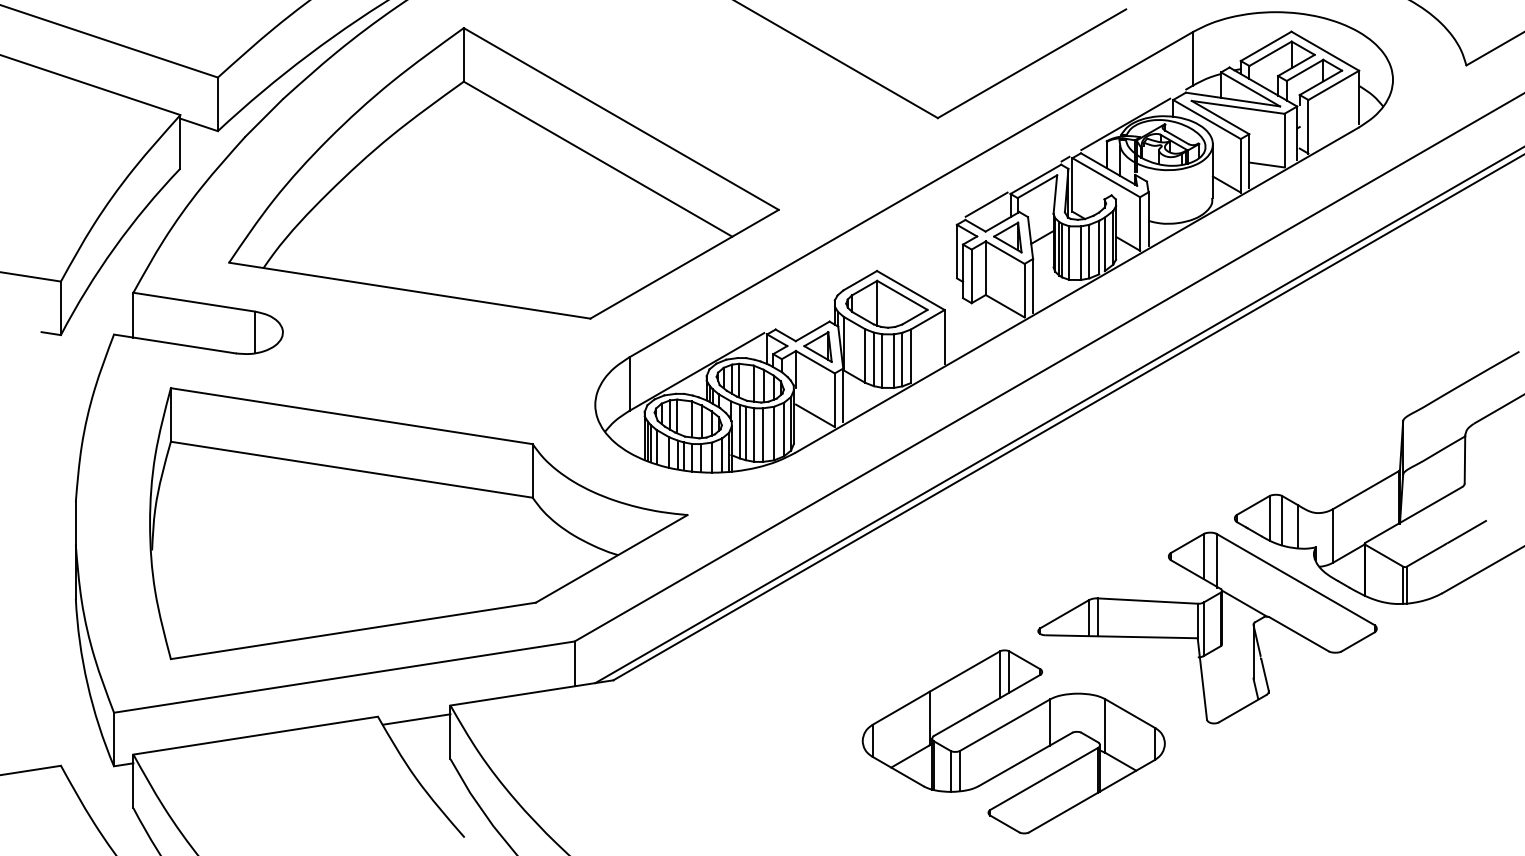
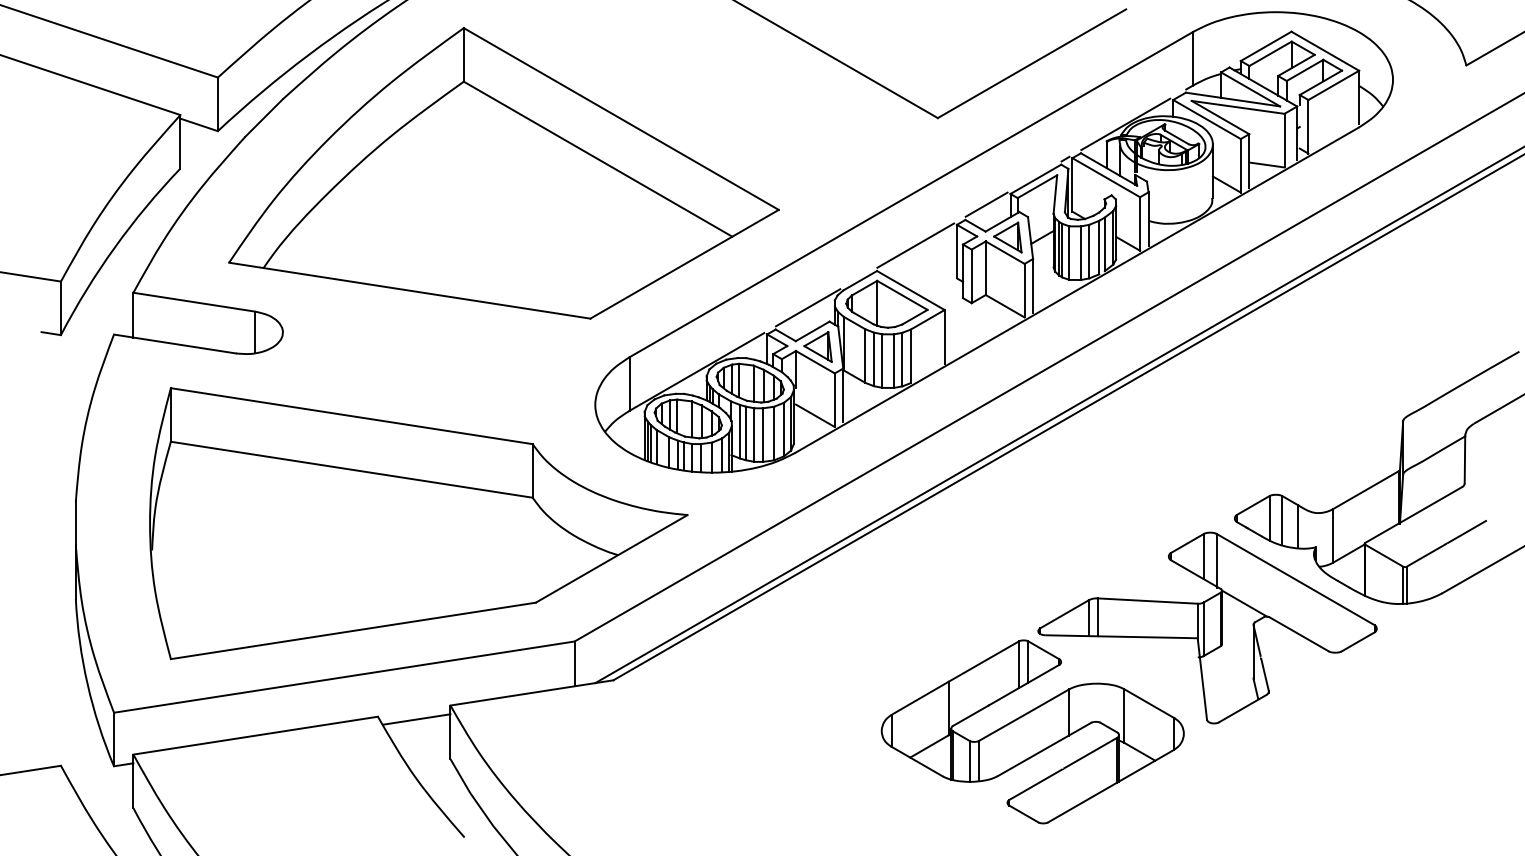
line: none -> present (915, 245)
line: none -> present (808, 307)
part position: (1013, 741) -> (1032, 731) (1032, 731)
